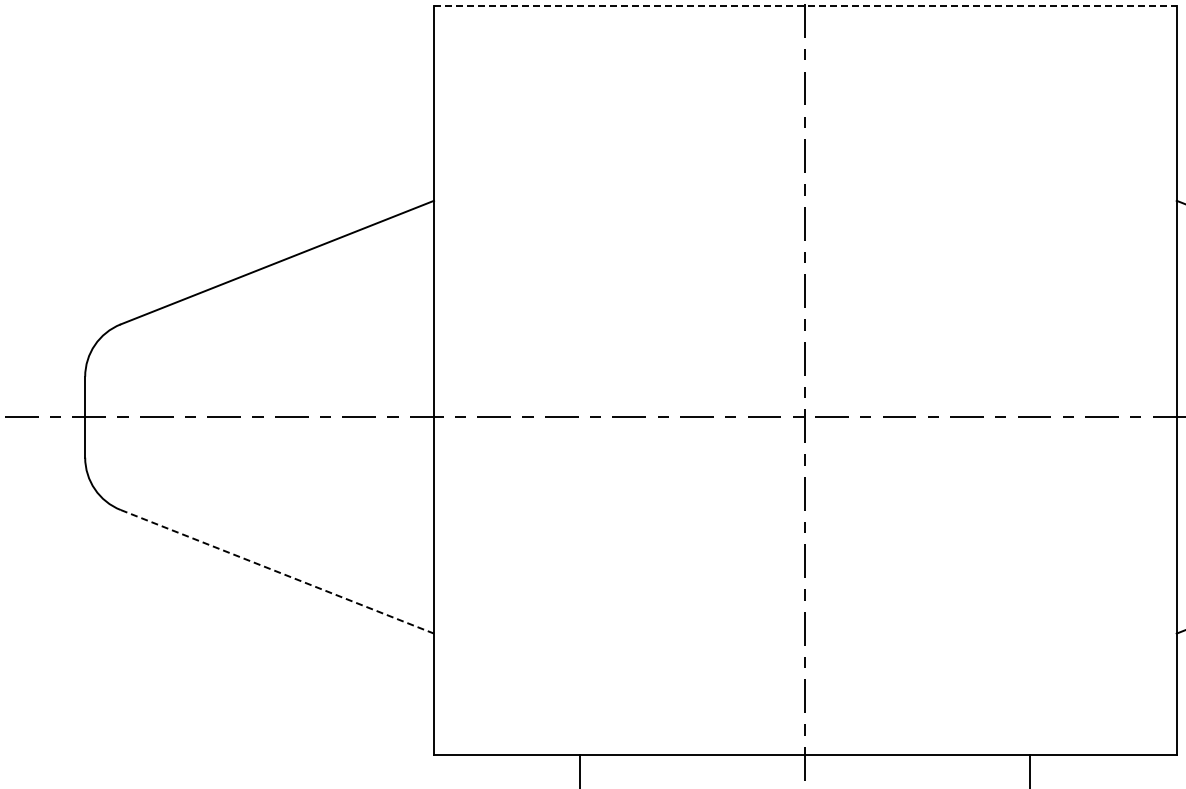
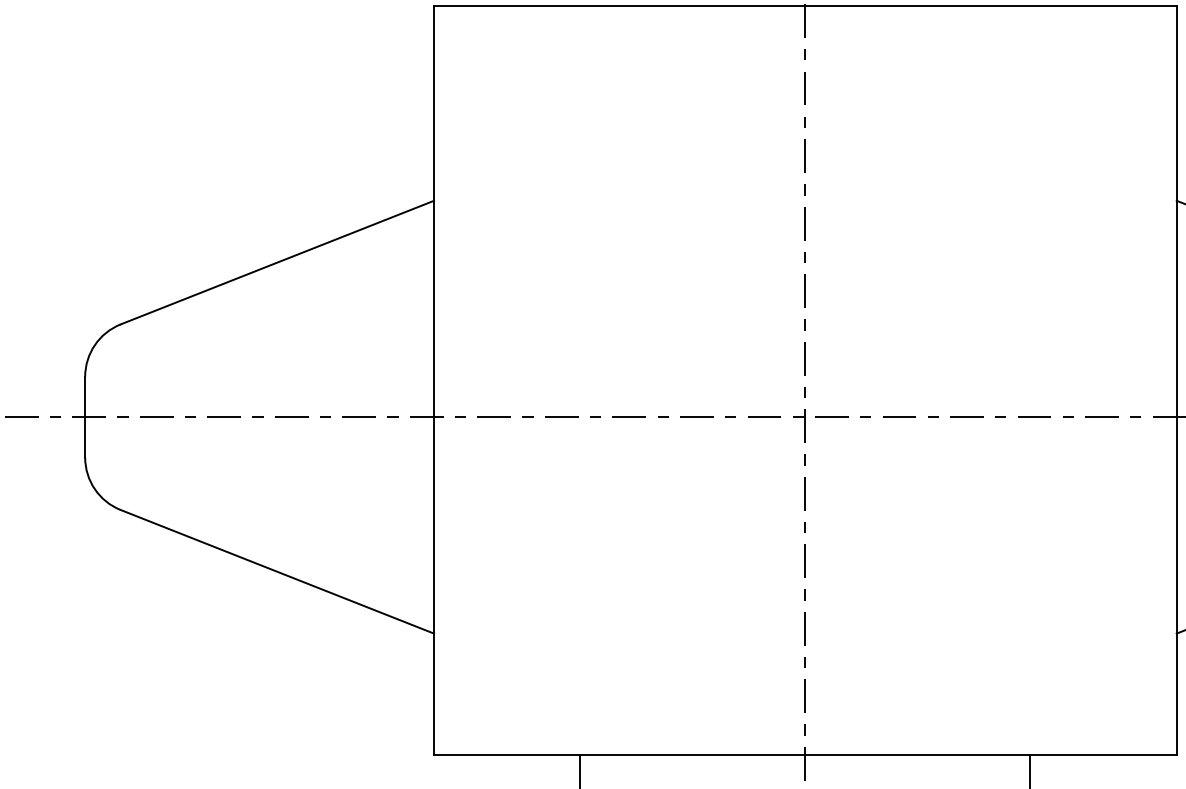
line: dashed -> solid (805, 6)
line: dashed -> solid (277, 572)
